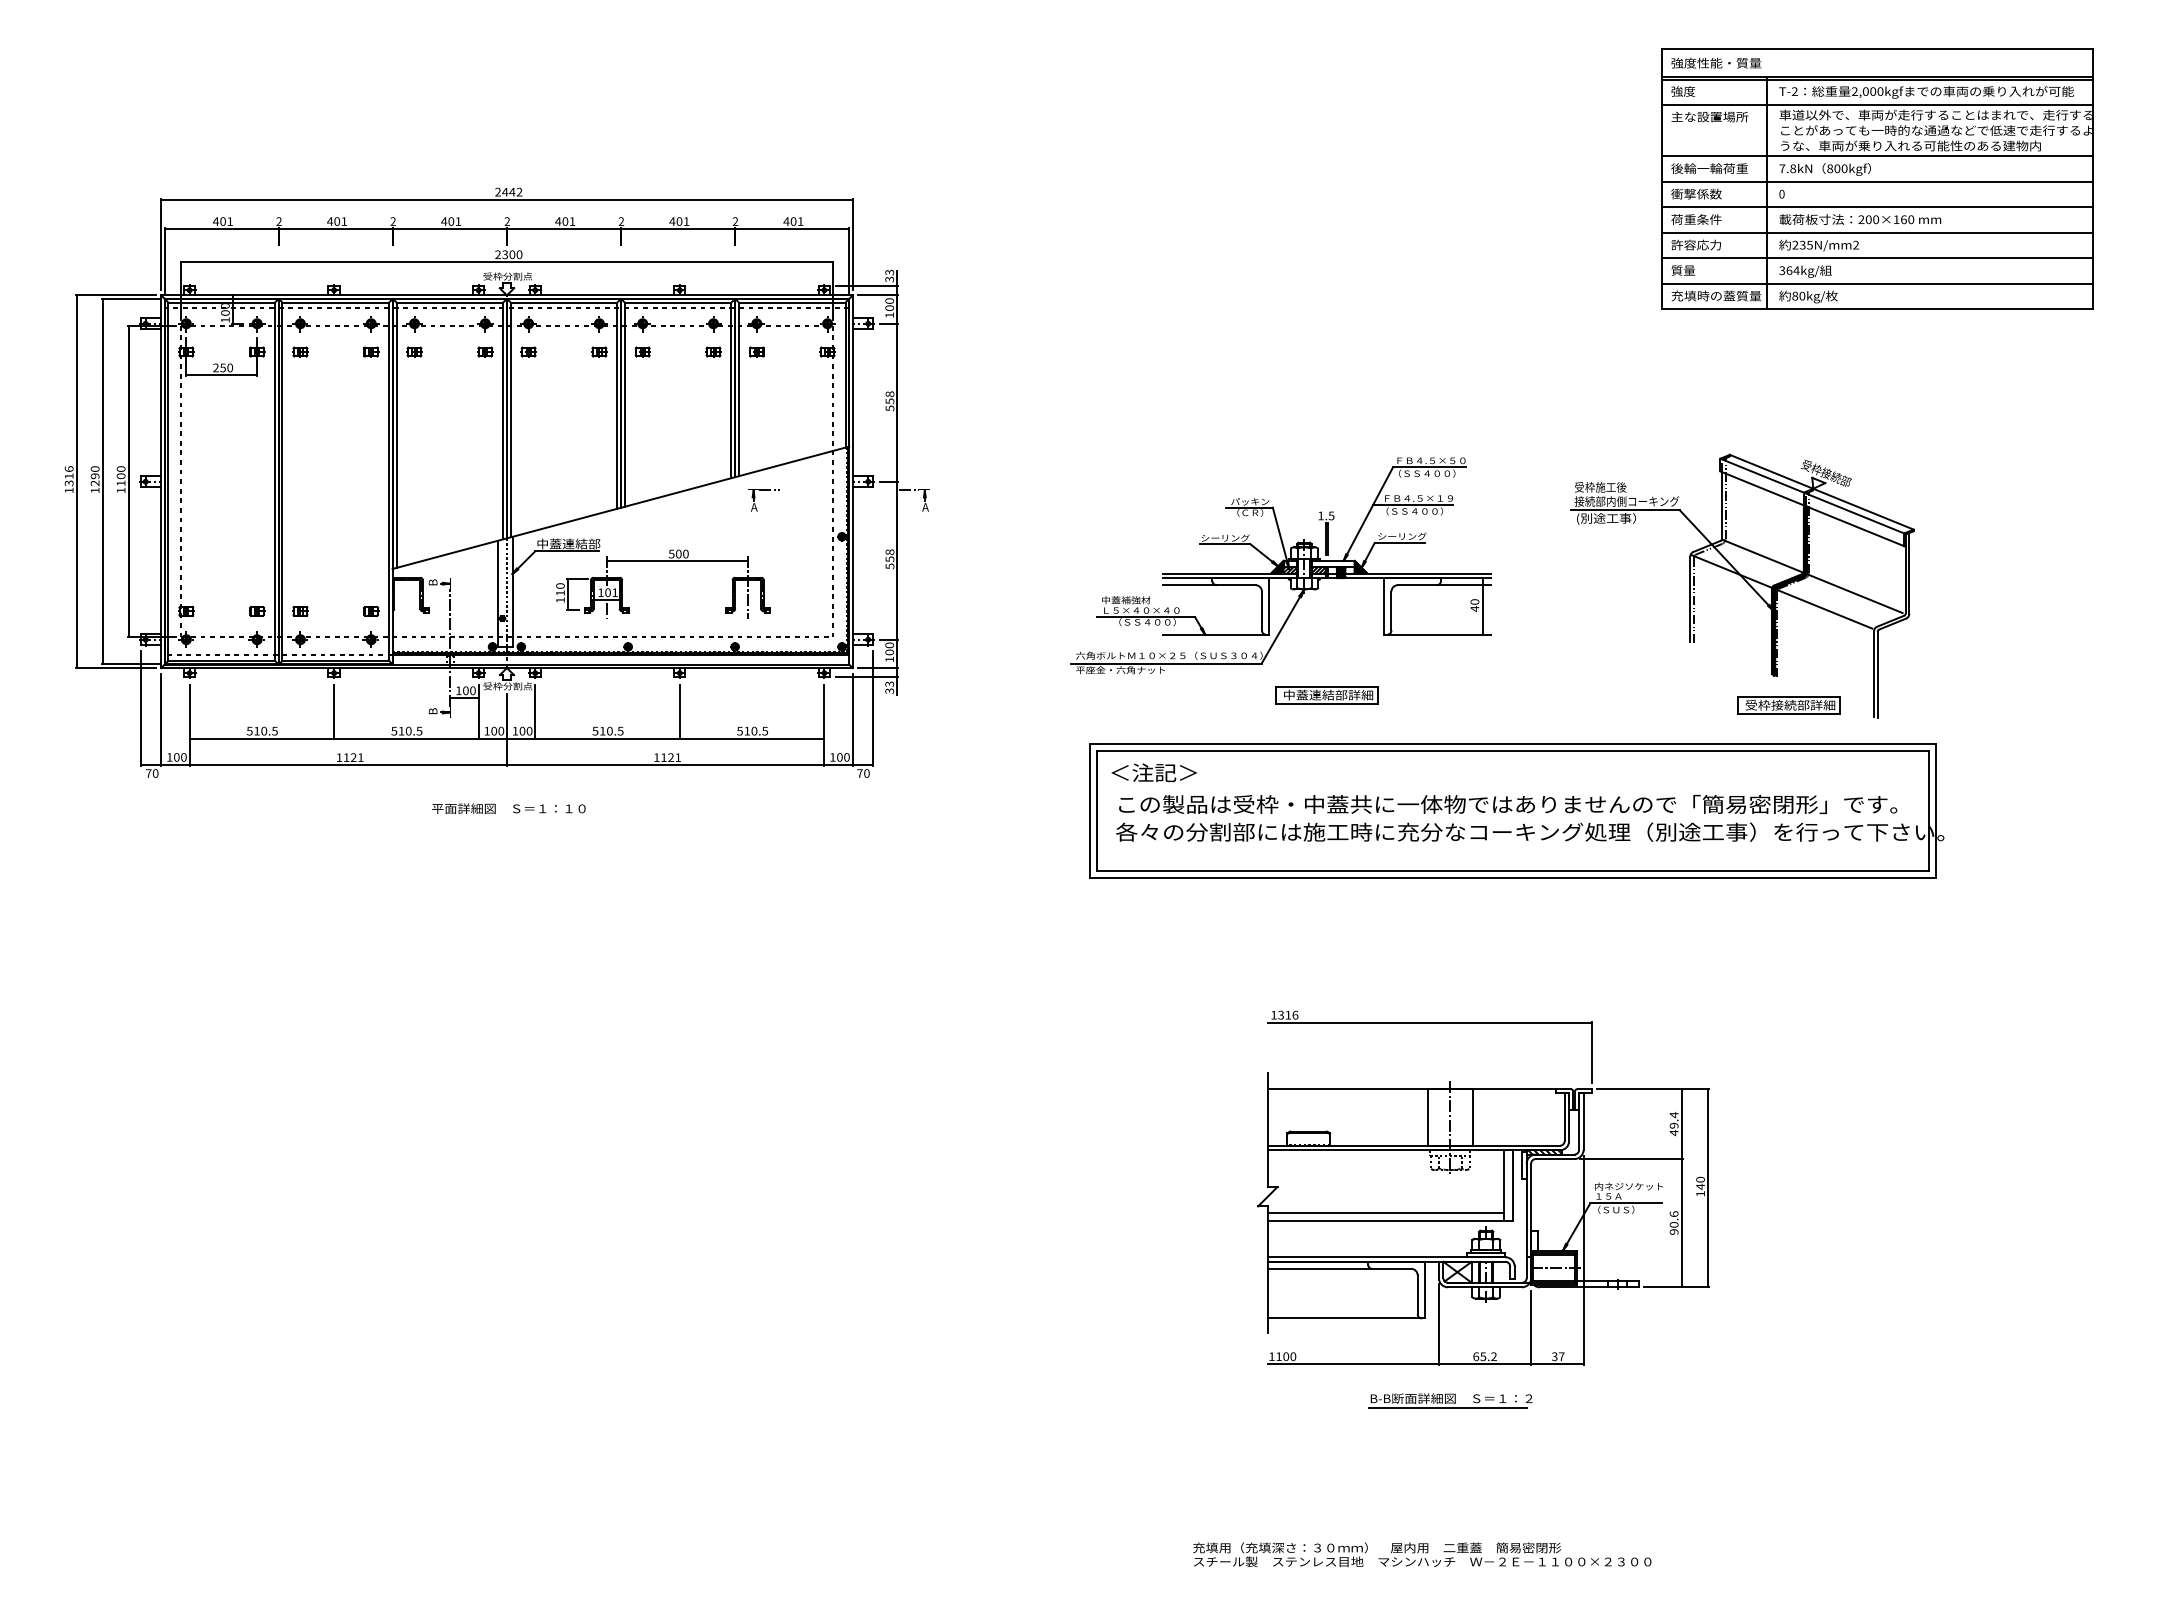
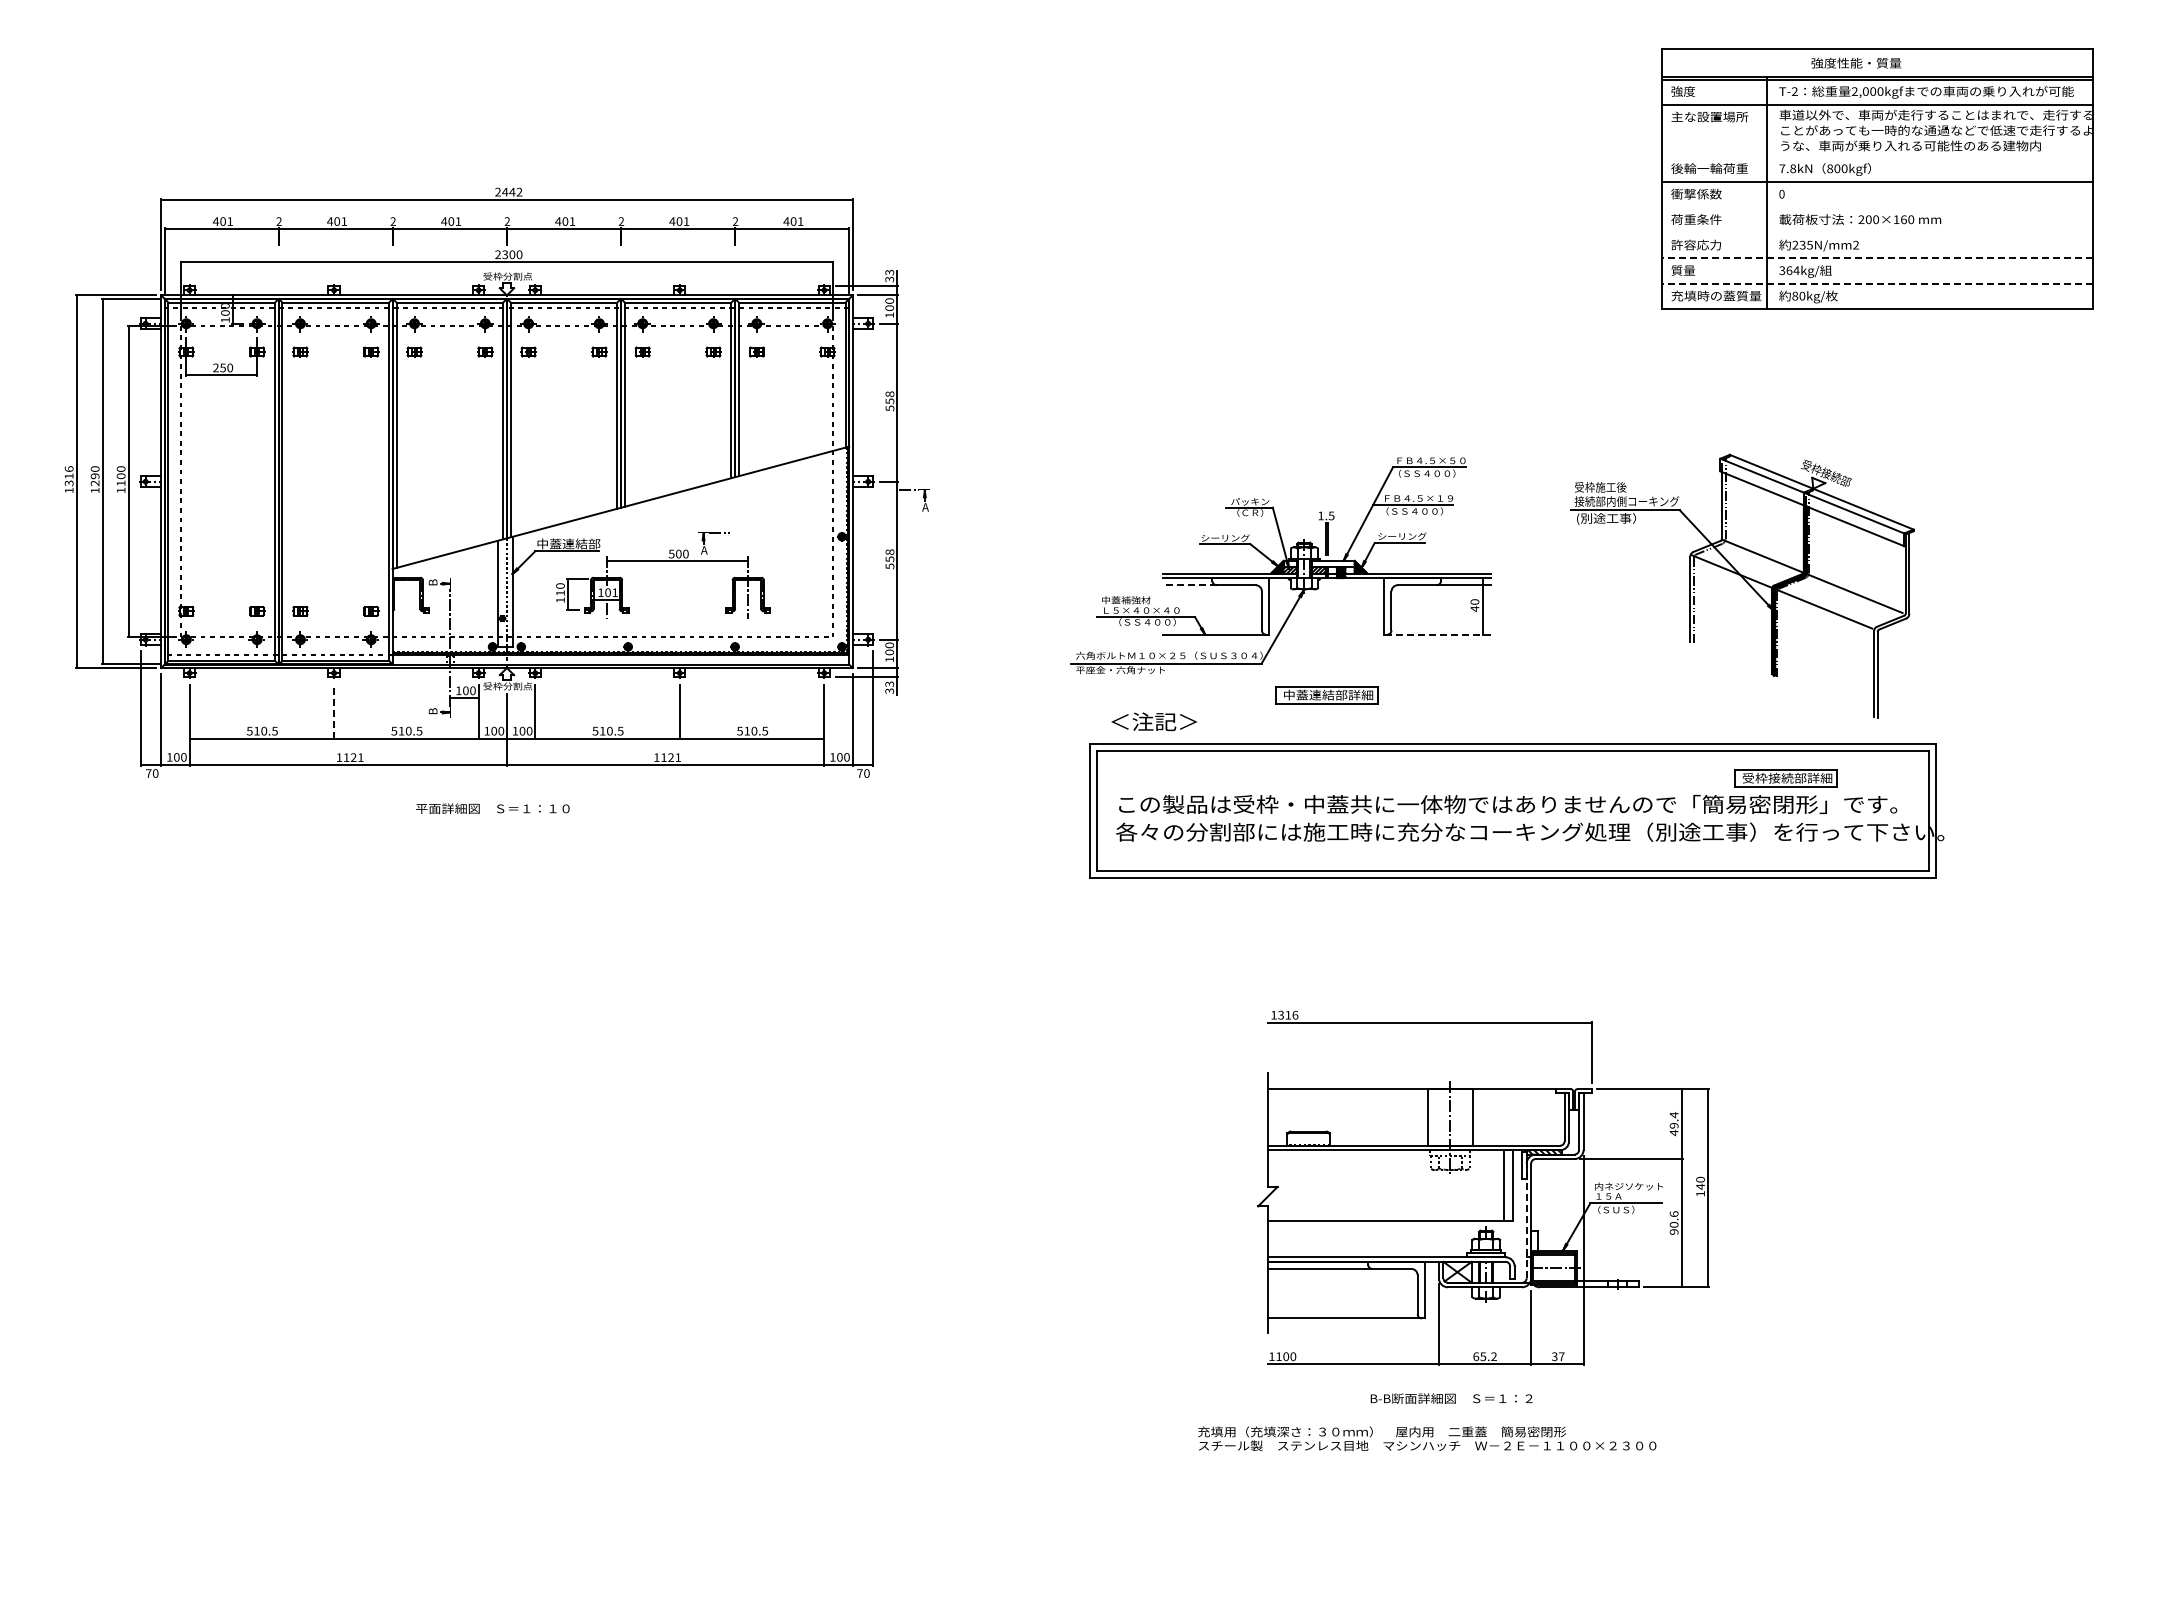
text position: (1716, 62) -> (1856, 62) (1856, 62)
line: present -> none (1877, 156)
line: present -> none (1877, 207)
line: present -> none (1877, 232)
line: solid -> dashed (1876, 258)
line: solid -> dashed (1876, 283)
part position: (755, 498) -> (705, 541) (705, 541)
line: solid -> dashed (1189, 585)
line: solid -> dashed (1437, 634)
part position: (1788, 705) -> (1785, 778) (1785, 778)
line: solid -> dashed (334, 711)
text position: (1154, 772) -> (1154, 721) (1154, 721)
text position: (508, 808) -> (492, 808) (492, 808)
line: present -> none (1385, 1212)
line: solid -> dashed (1526, 1220)
line: present -> none (1448, 1408)
text position: (1422, 1554) -> (1427, 1438) (1427, 1438)
